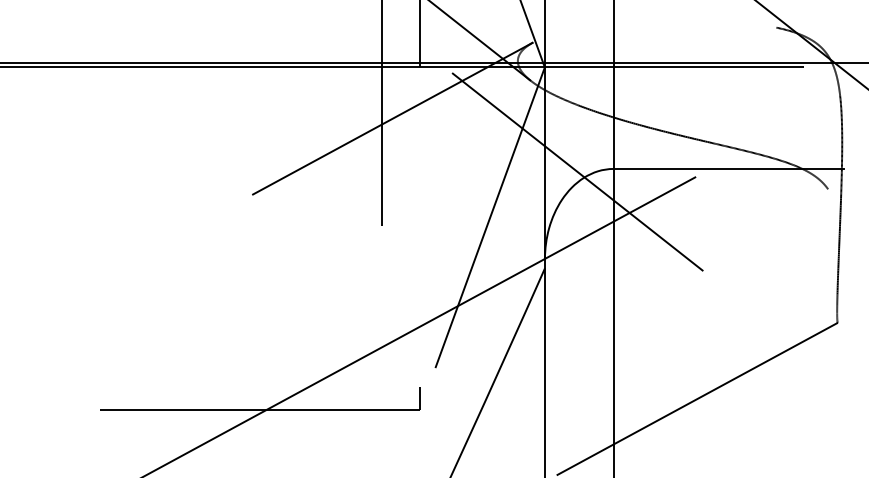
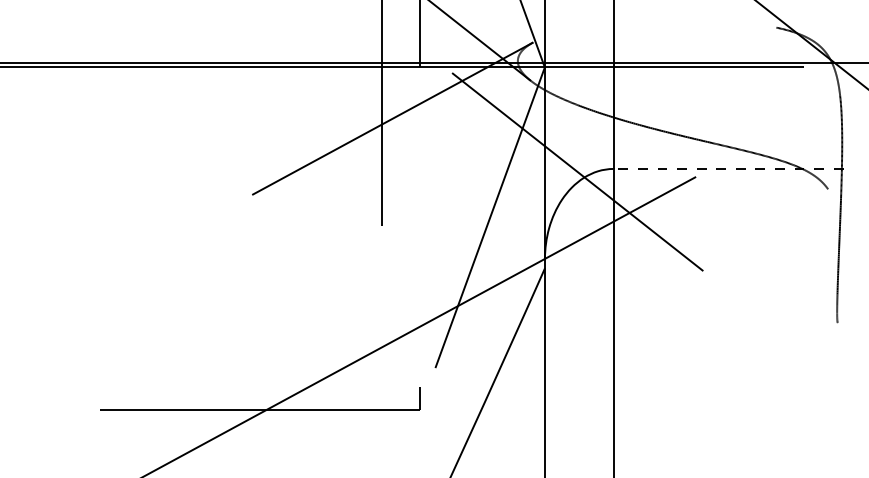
line: solid -> dashed (728, 168)
line: present -> none (697, 398)
